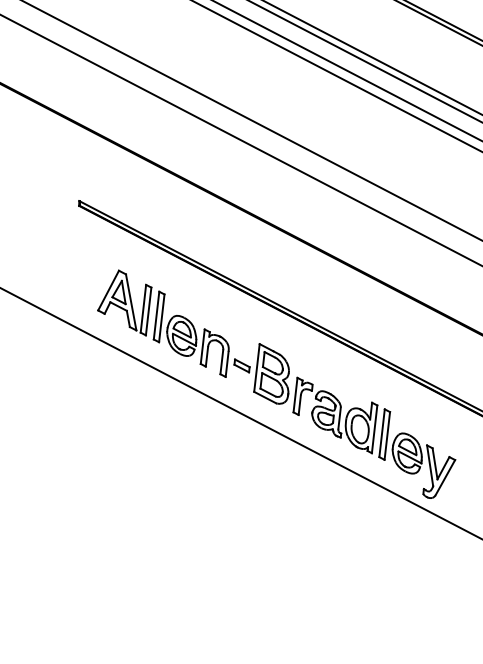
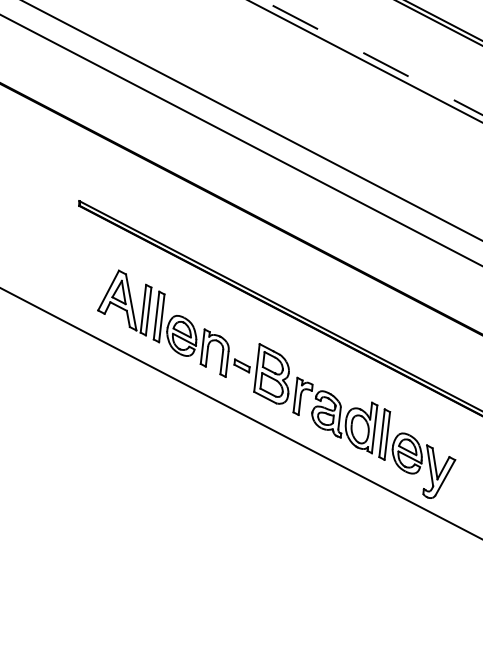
line: solid -> dashed (372, 57)
line: present -> none (347, 70)
line: present -> none (337, 76)
